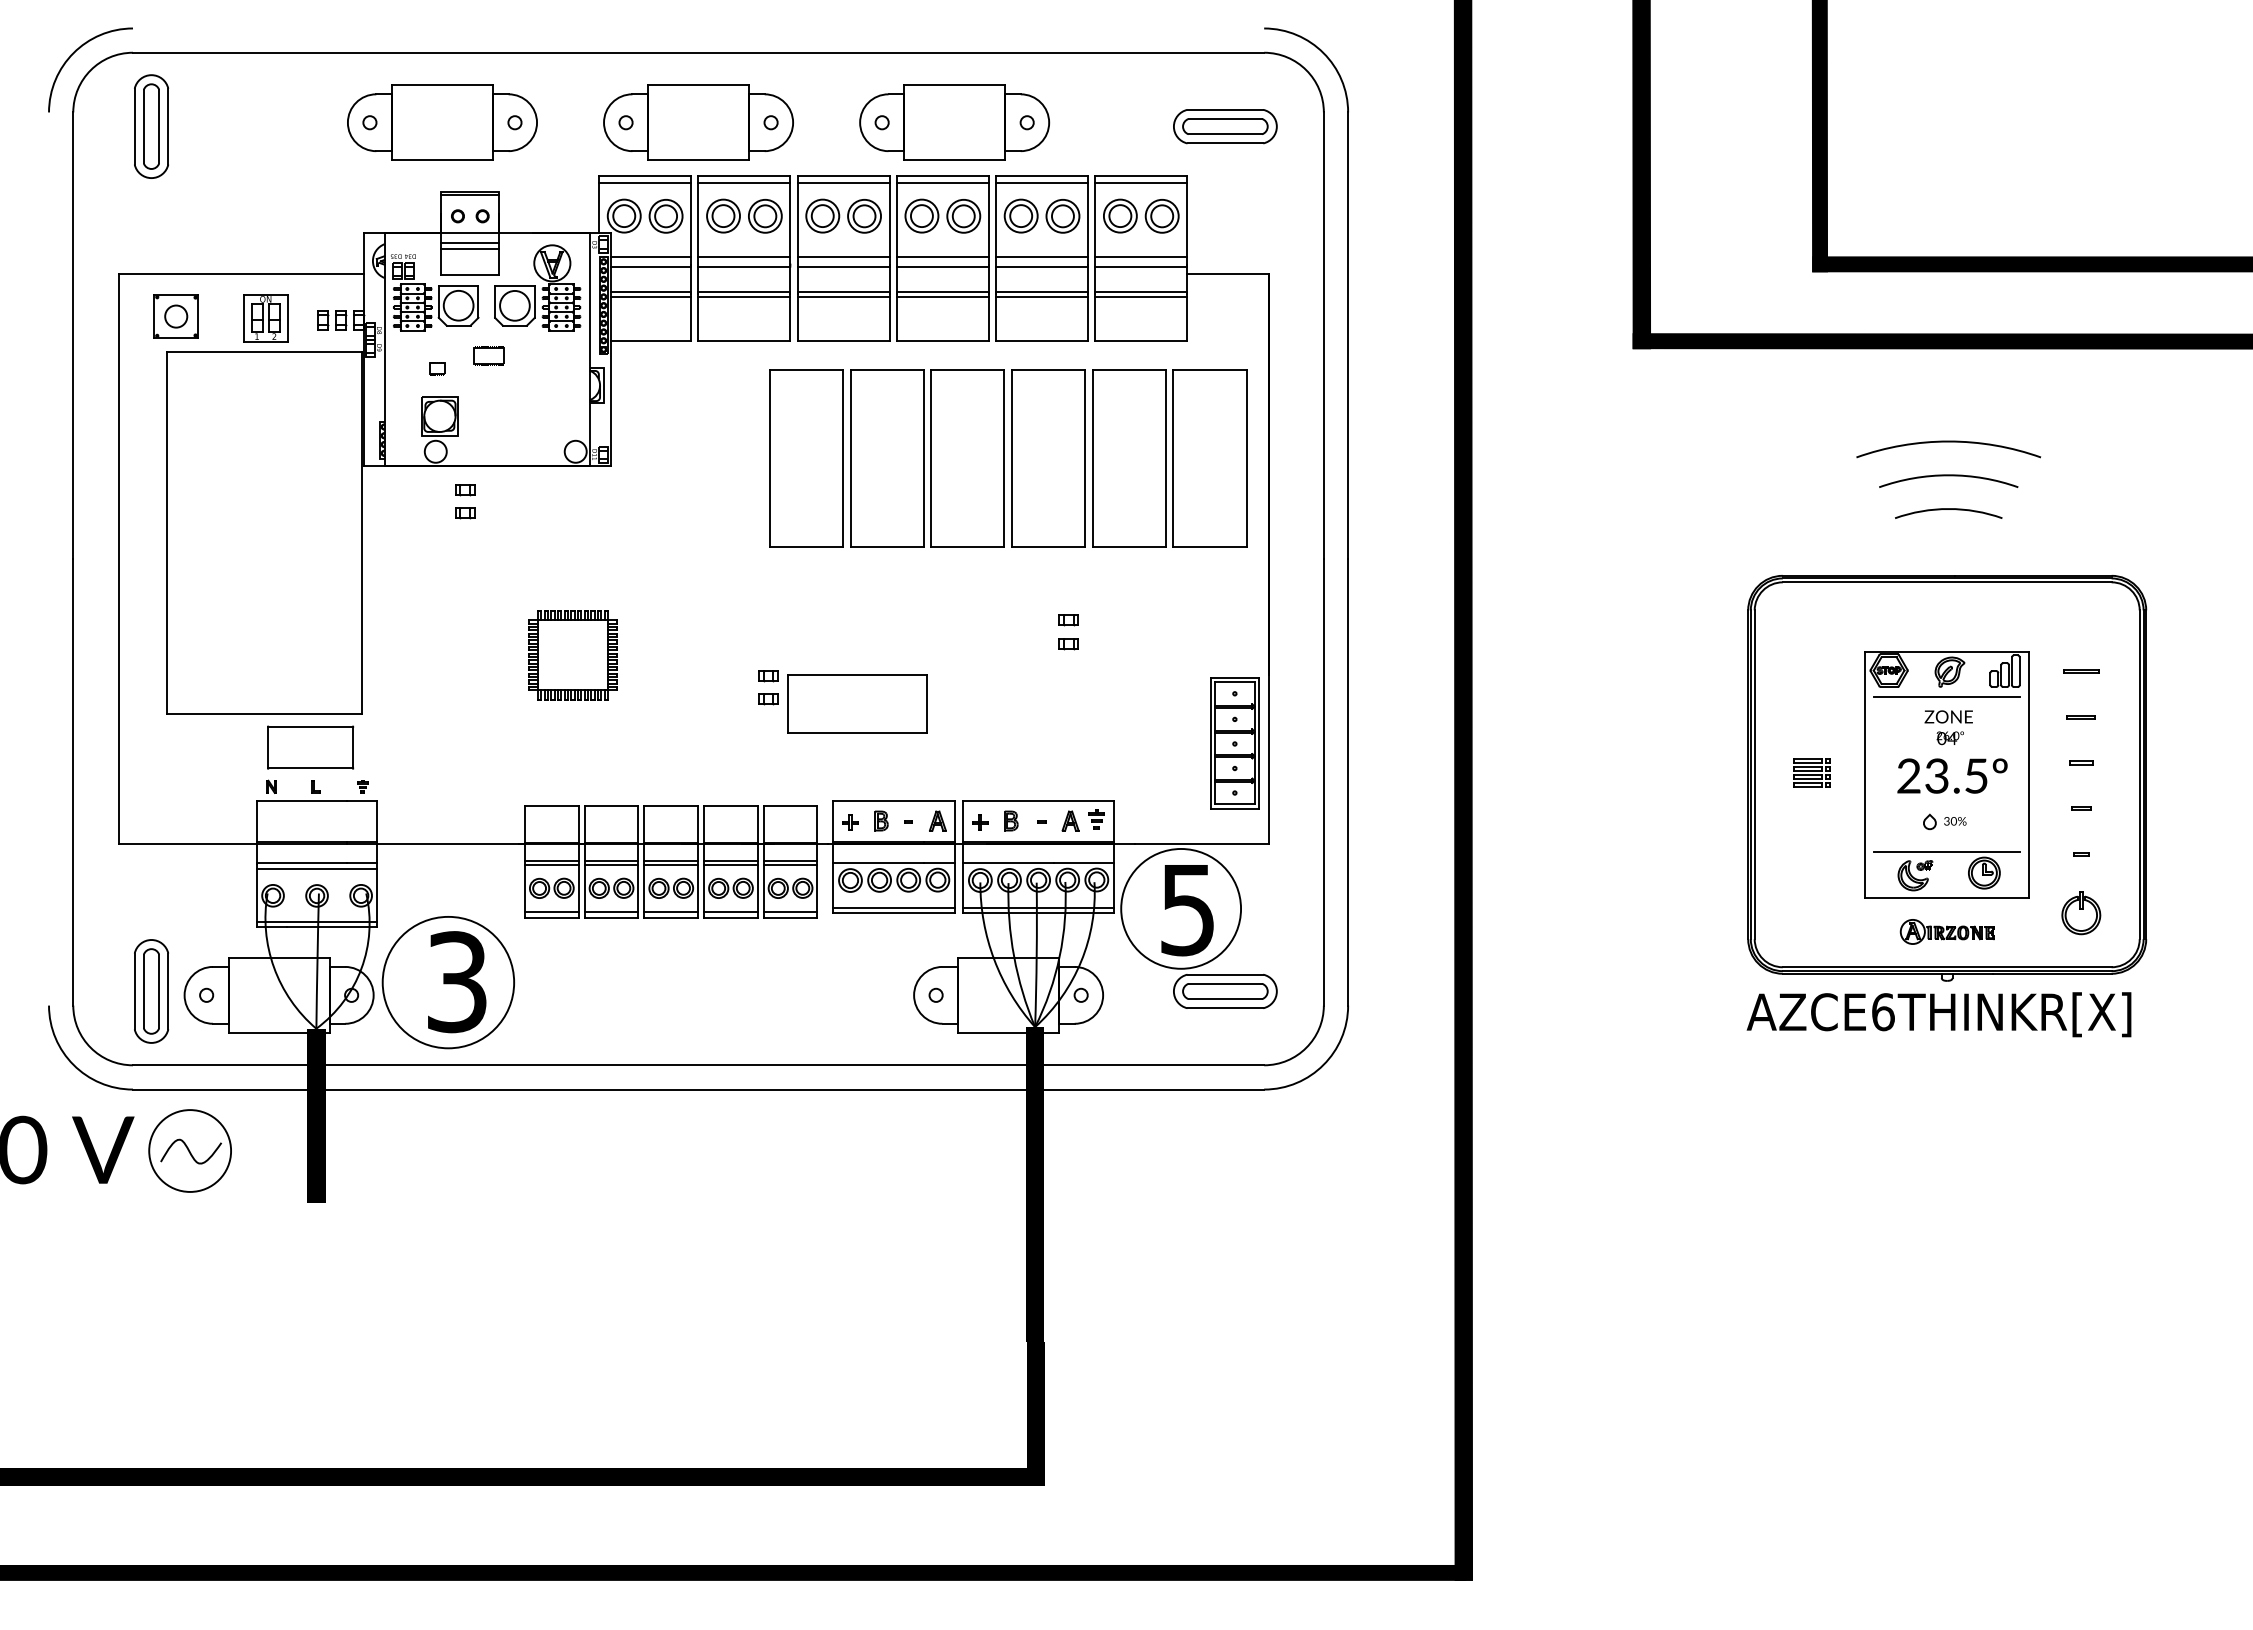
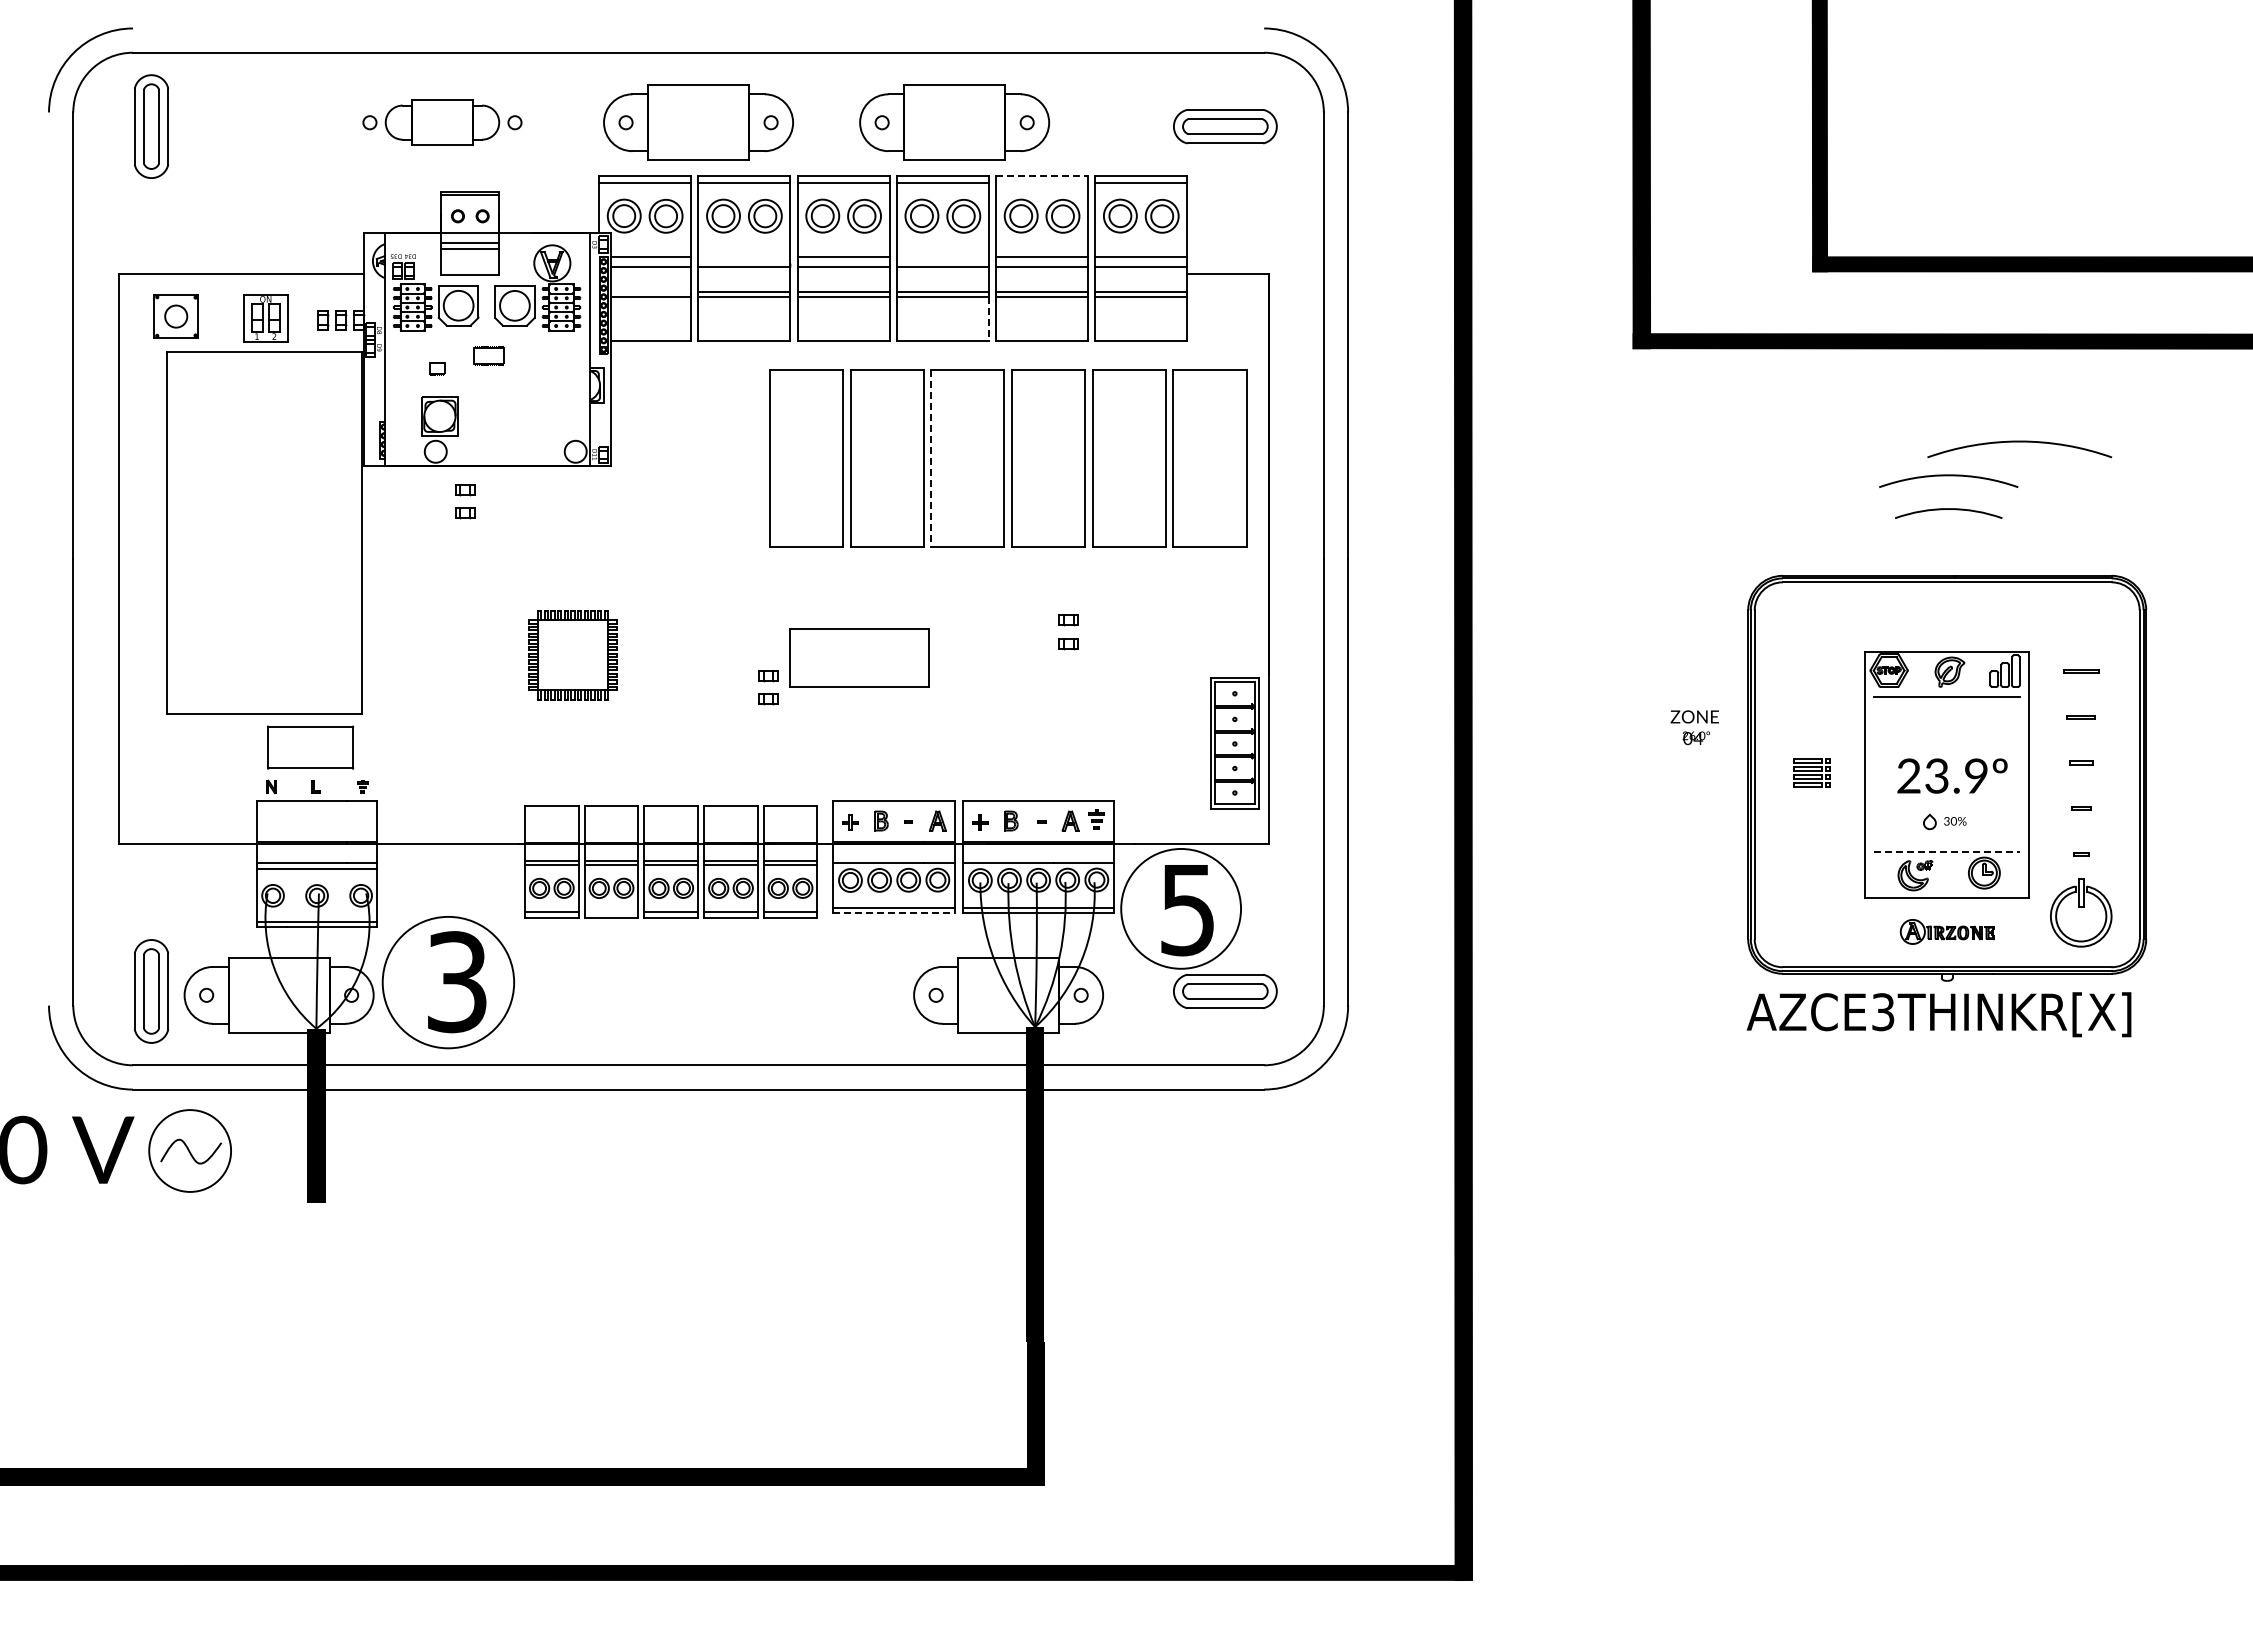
part size: 191x77 px -> 117x47 px (442, 122)
line: solid -> dashed (1042, 175)
line: present -> none (1042, 183)
line: present -> none (744, 256)
line: present -> none (942, 256)
line: present -> none (650, 291)
line: solid -> dashed (988, 319)
arc position: (1948, 442) -> (2019, 442) (2019, 442)
line: solid -> dashed (931, 458)
part position: (857, 703) -> (859, 657) (859, 657)
text position: (1948, 727) -> (1694, 727) (1694, 727)
text: 23.5º -> 23.9º (1976, 775)
line: solid -> dashed (1947, 852)
line: present -> none (611, 912)
line: solid -> dashed (894, 913)
part size: 41x45 px -> 63x70 px (2081, 912)
text: AZCE6THINKR[X] -> AZCE3THINKR[X] (1883, 1012)
